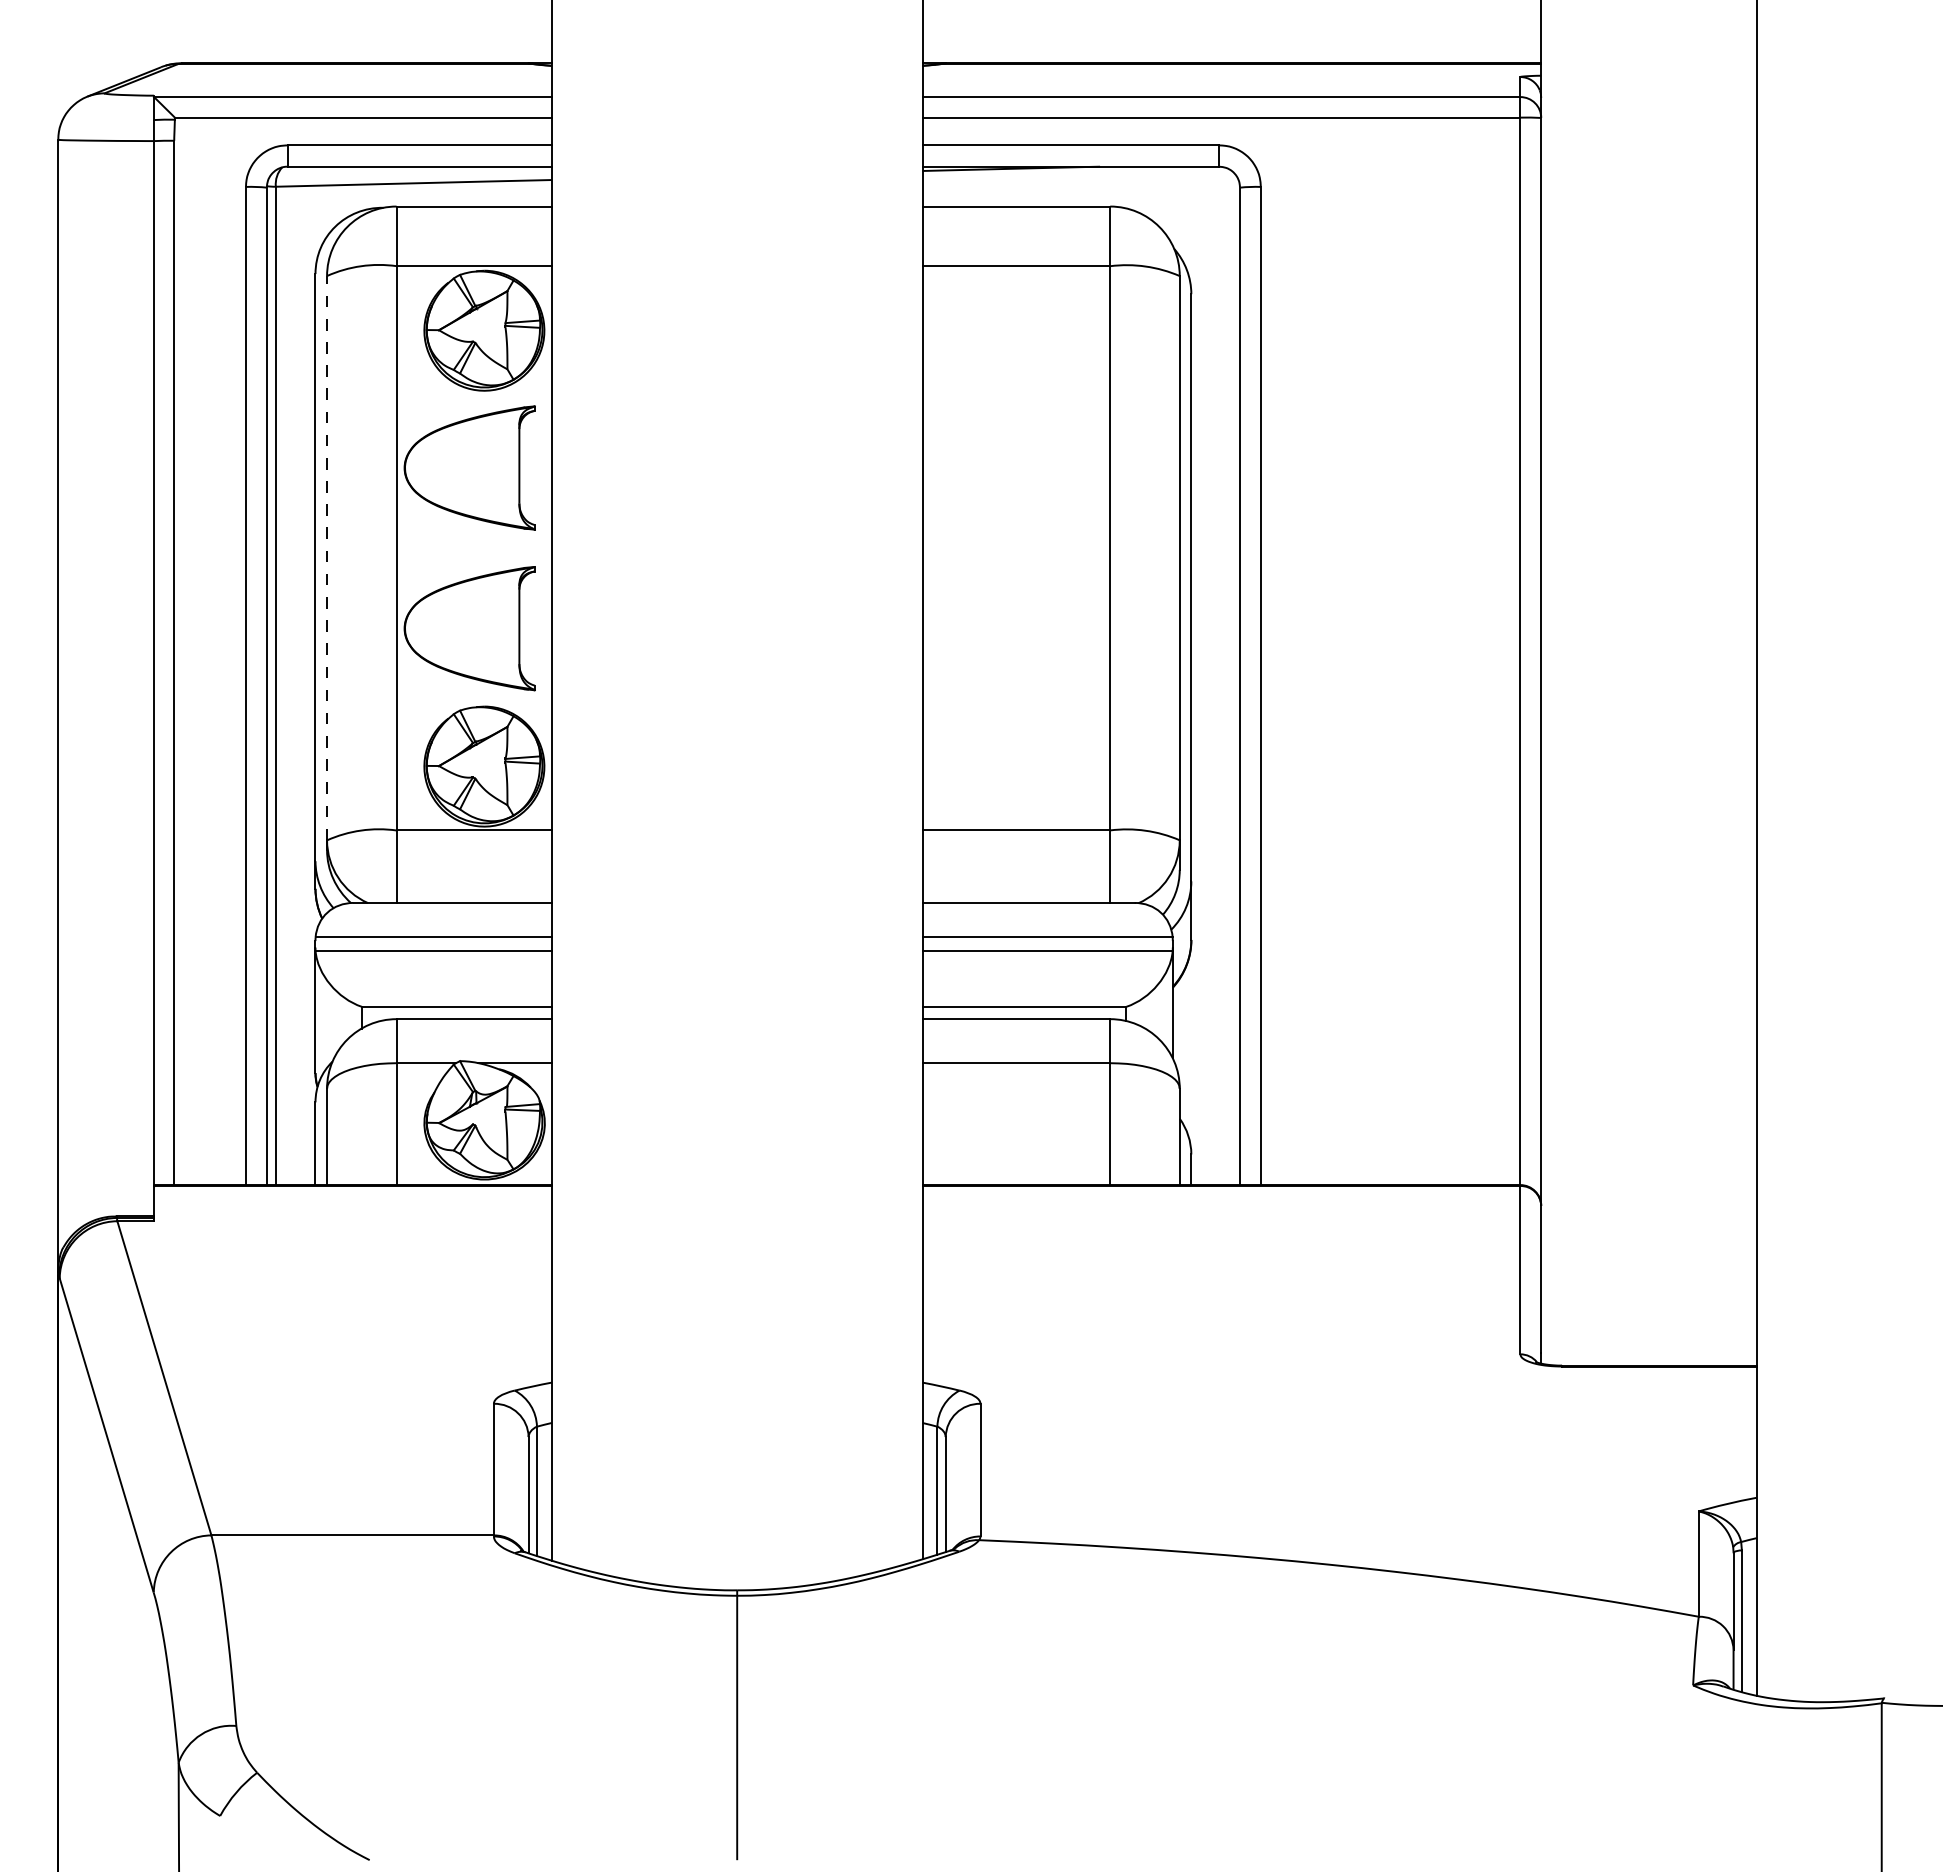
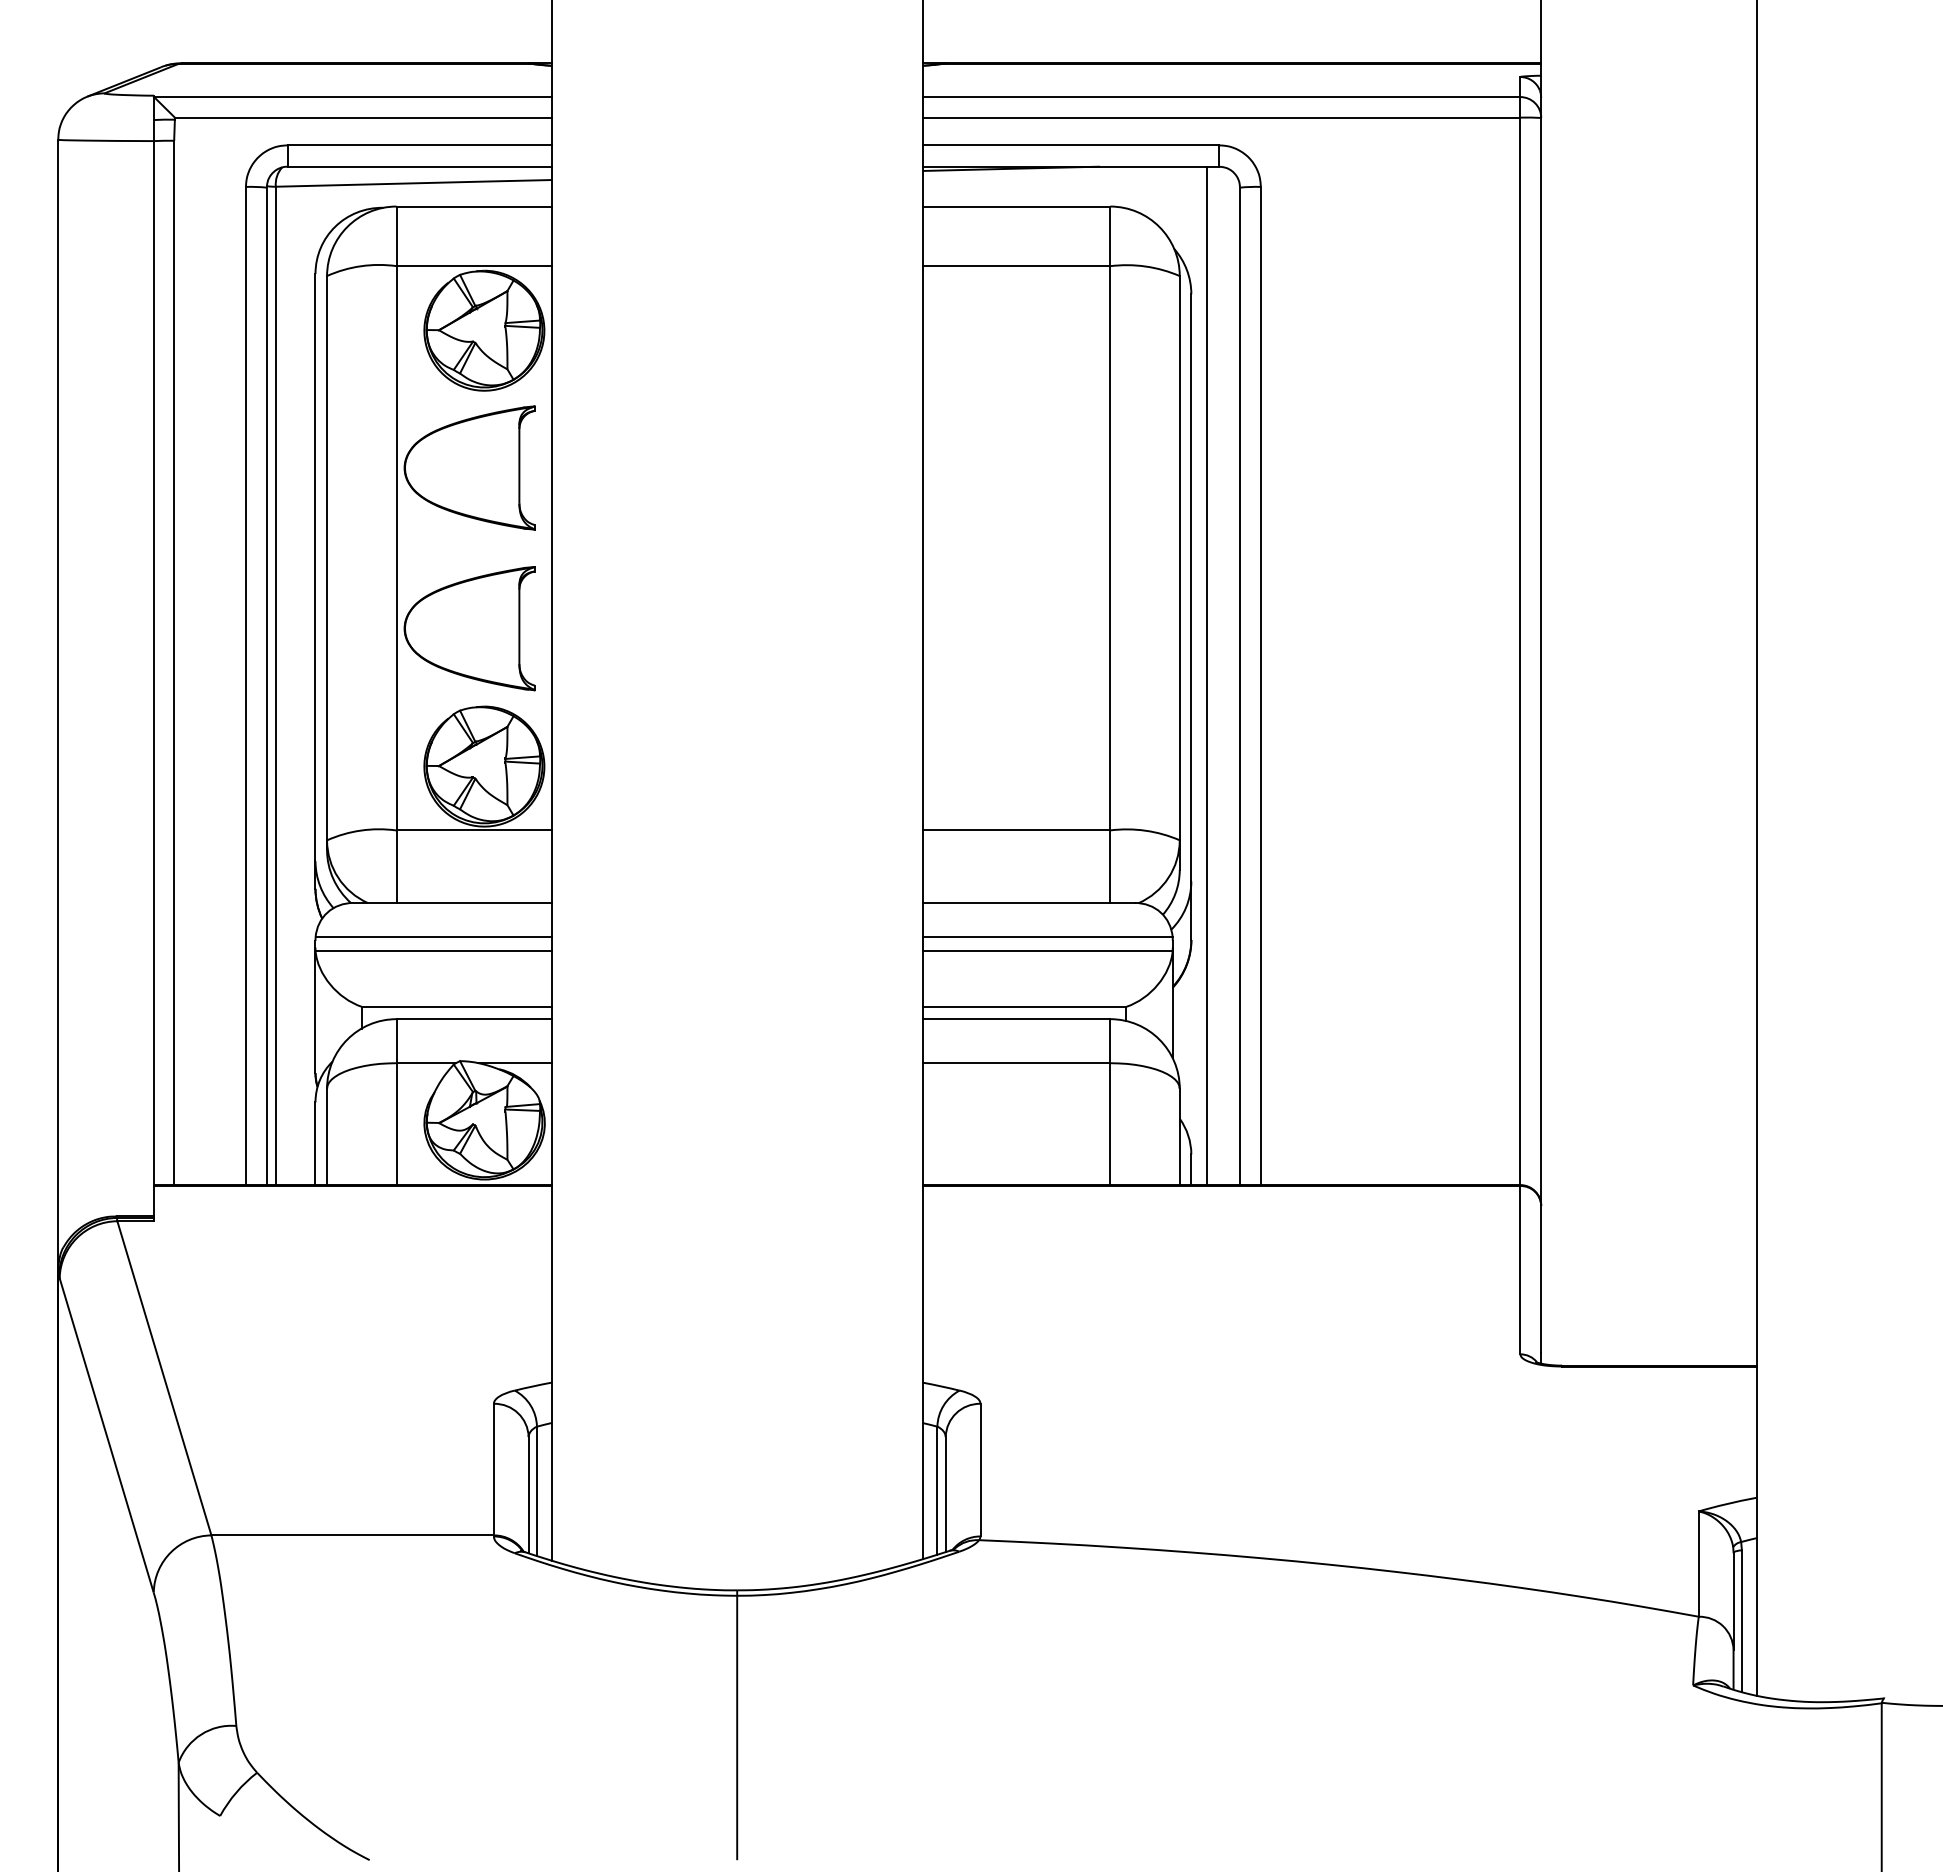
line: dashed -> solid (327, 557)
line: none -> present (1207, 675)
